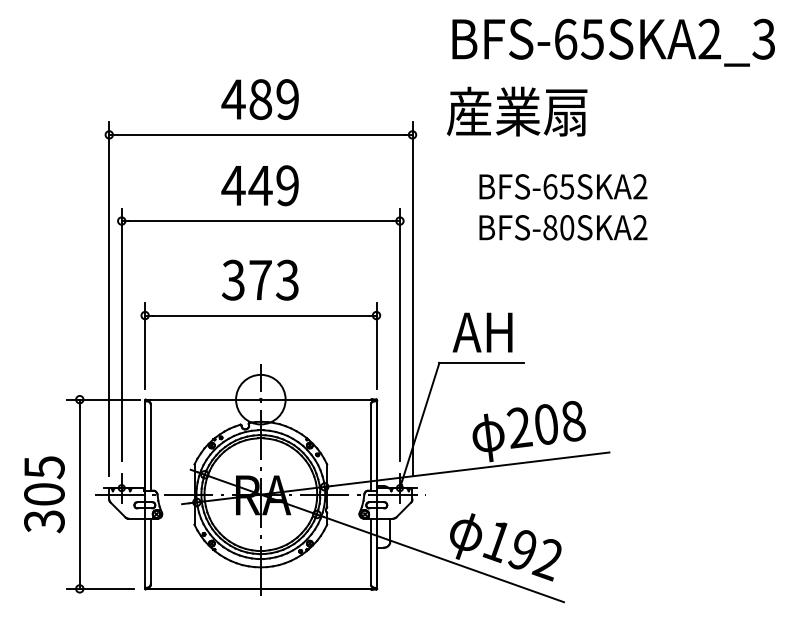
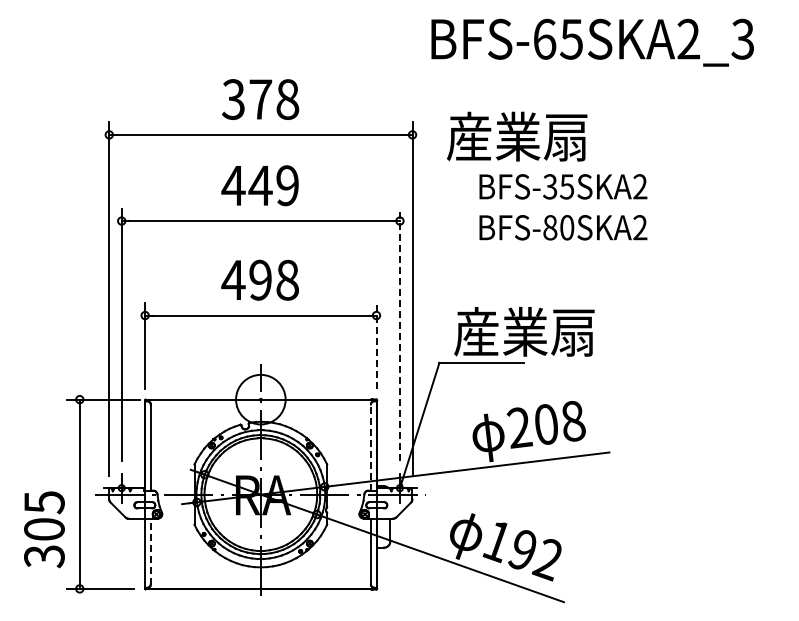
text position: (613, 42) -> (592, 42) (592, 42)
text: 489 -> 378 (260, 99)
text position: (517, 111) -> (517, 136) (517, 136)
text: BFS-65SKA2 -> BFS-35SKA2 (550, 186)
text: 373 -> 498 (259, 279)
text: AH -> 産業扇 (523, 331)
line: solid -> dashed (399, 334)
line: solid -> dashed (376, 346)
line: solid -> dashed (370, 447)
text position: (44, 494) -> (44, 529) (44, 529)
line: solid -> dashed (150, 551)
